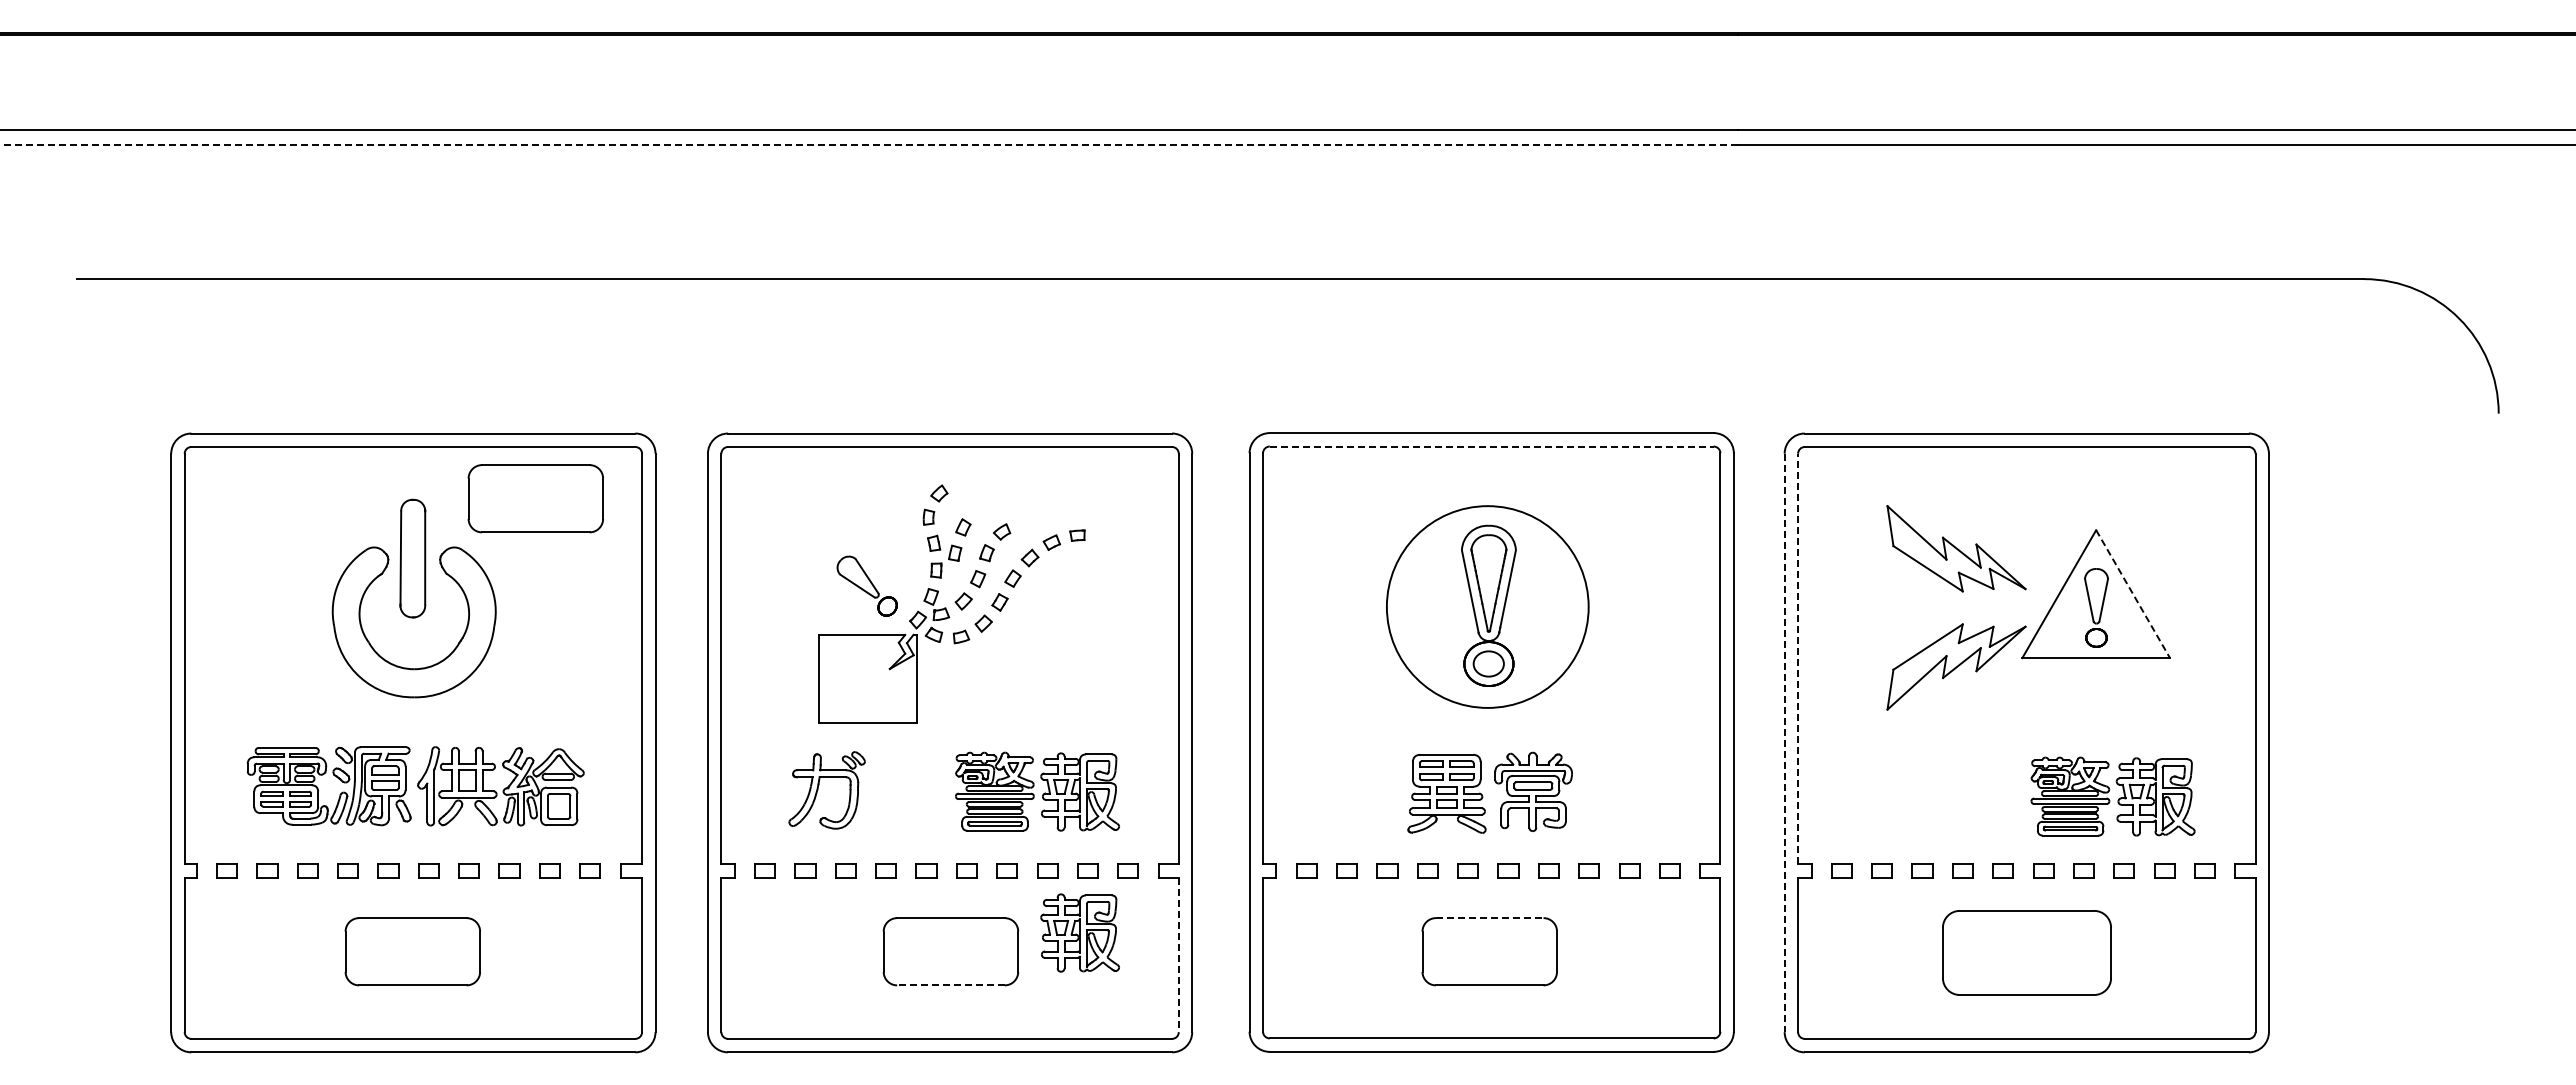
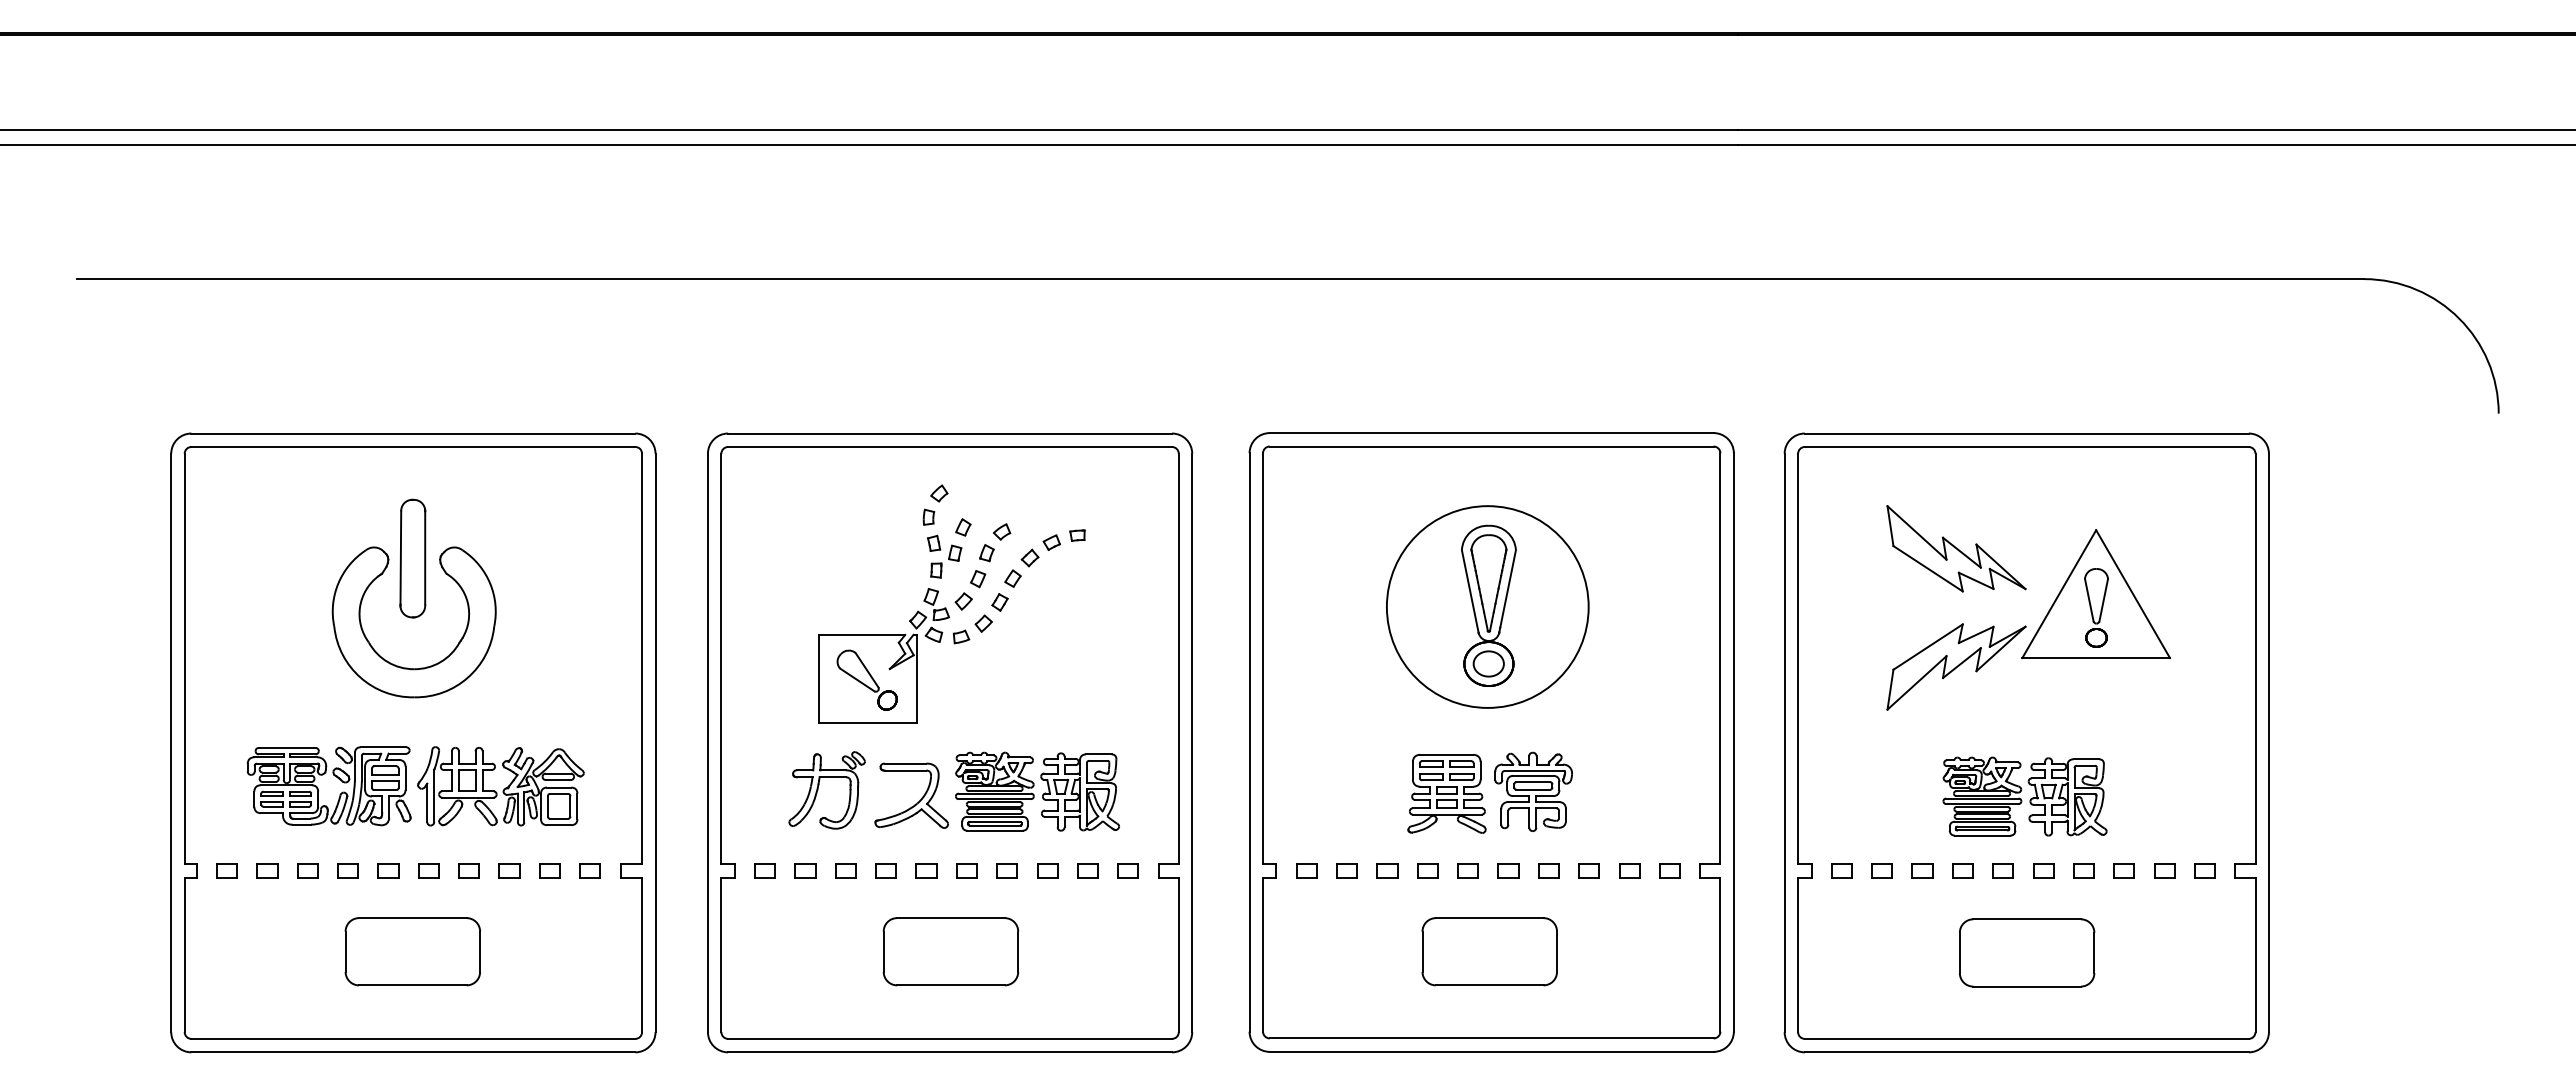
line: dashed -> solid (869, 145)
line: dashed -> solid (1491, 446)
part: present -> none (535, 498)
part position: (866, 585) -> (866, 679) (866, 679)
line: dashed -> solid (2133, 594)
line: dashed -> solid (1798, 658)
line: dashed -> solid (1784, 743)
part position: (2112, 796) -> (2024, 796) (2024, 796)
part: none -> present (915, 803)
line: dashed -> solid (1489, 918)
part: present -> none (1079, 932)
part size: 170x86 px -> 137x70 px (2027, 952)
line: dashed -> solid (1178, 955)
line: dashed -> solid (950, 985)
